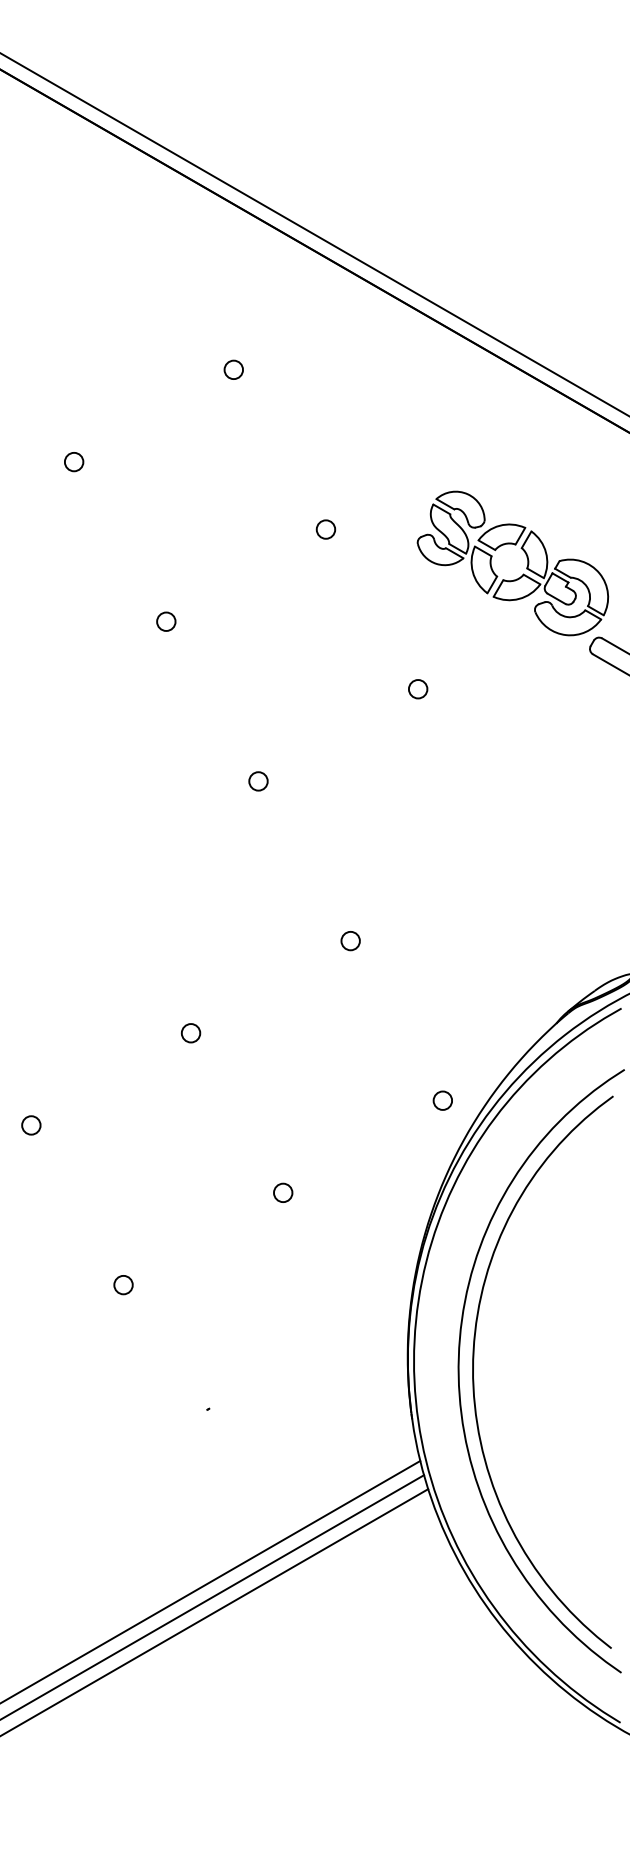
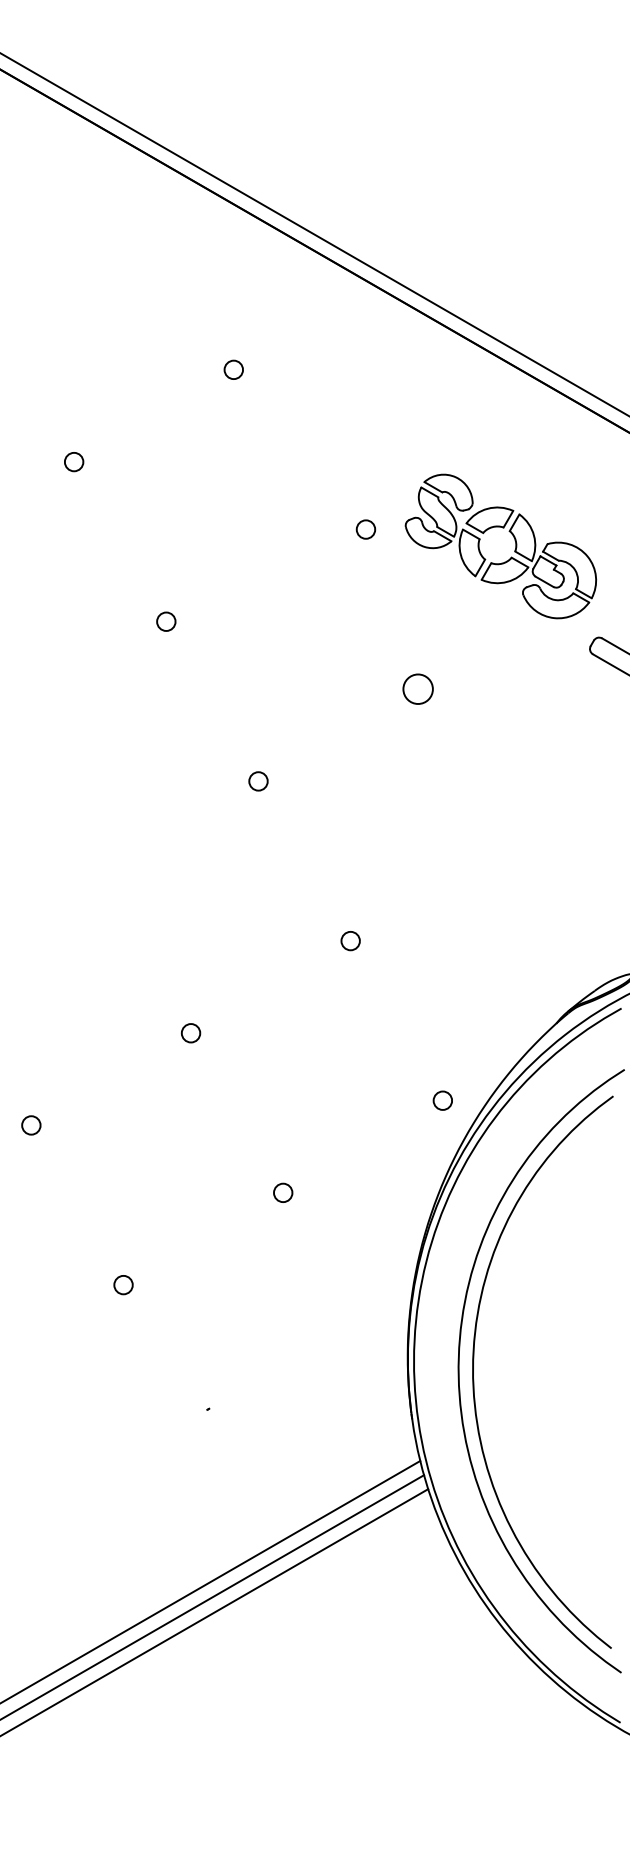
circle position: (325, 529) -> (365, 529) (365, 529)
part position: (526, 567) -> (514, 550) (514, 550)
circle diameter: 18 px -> 29 px (417, 688)
